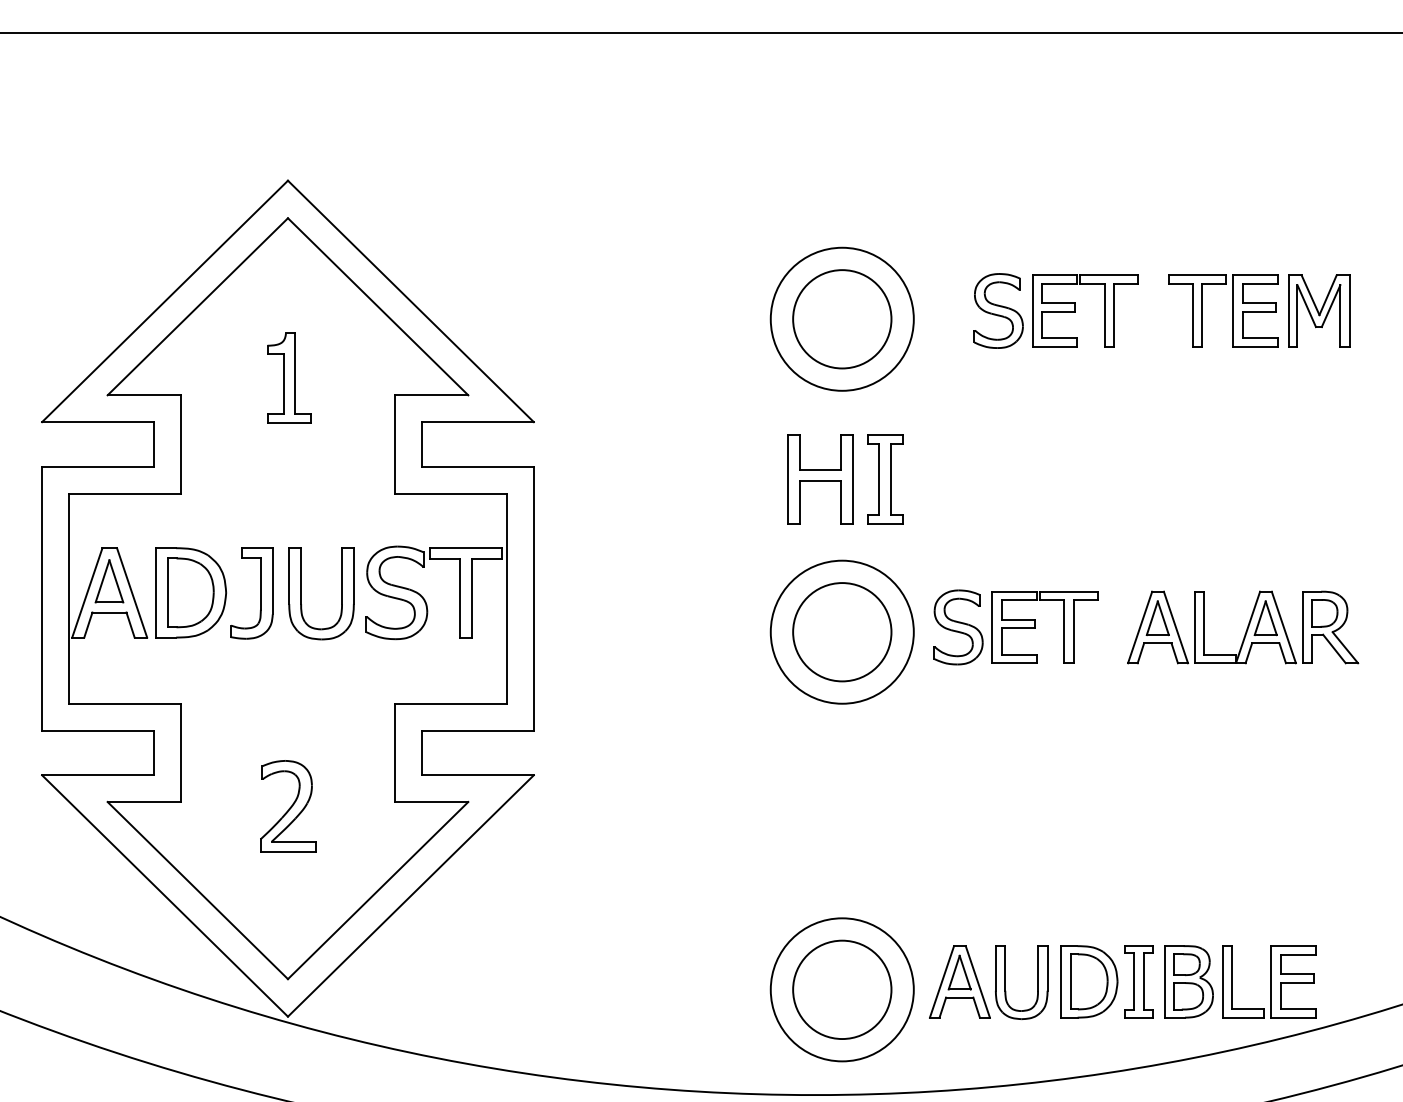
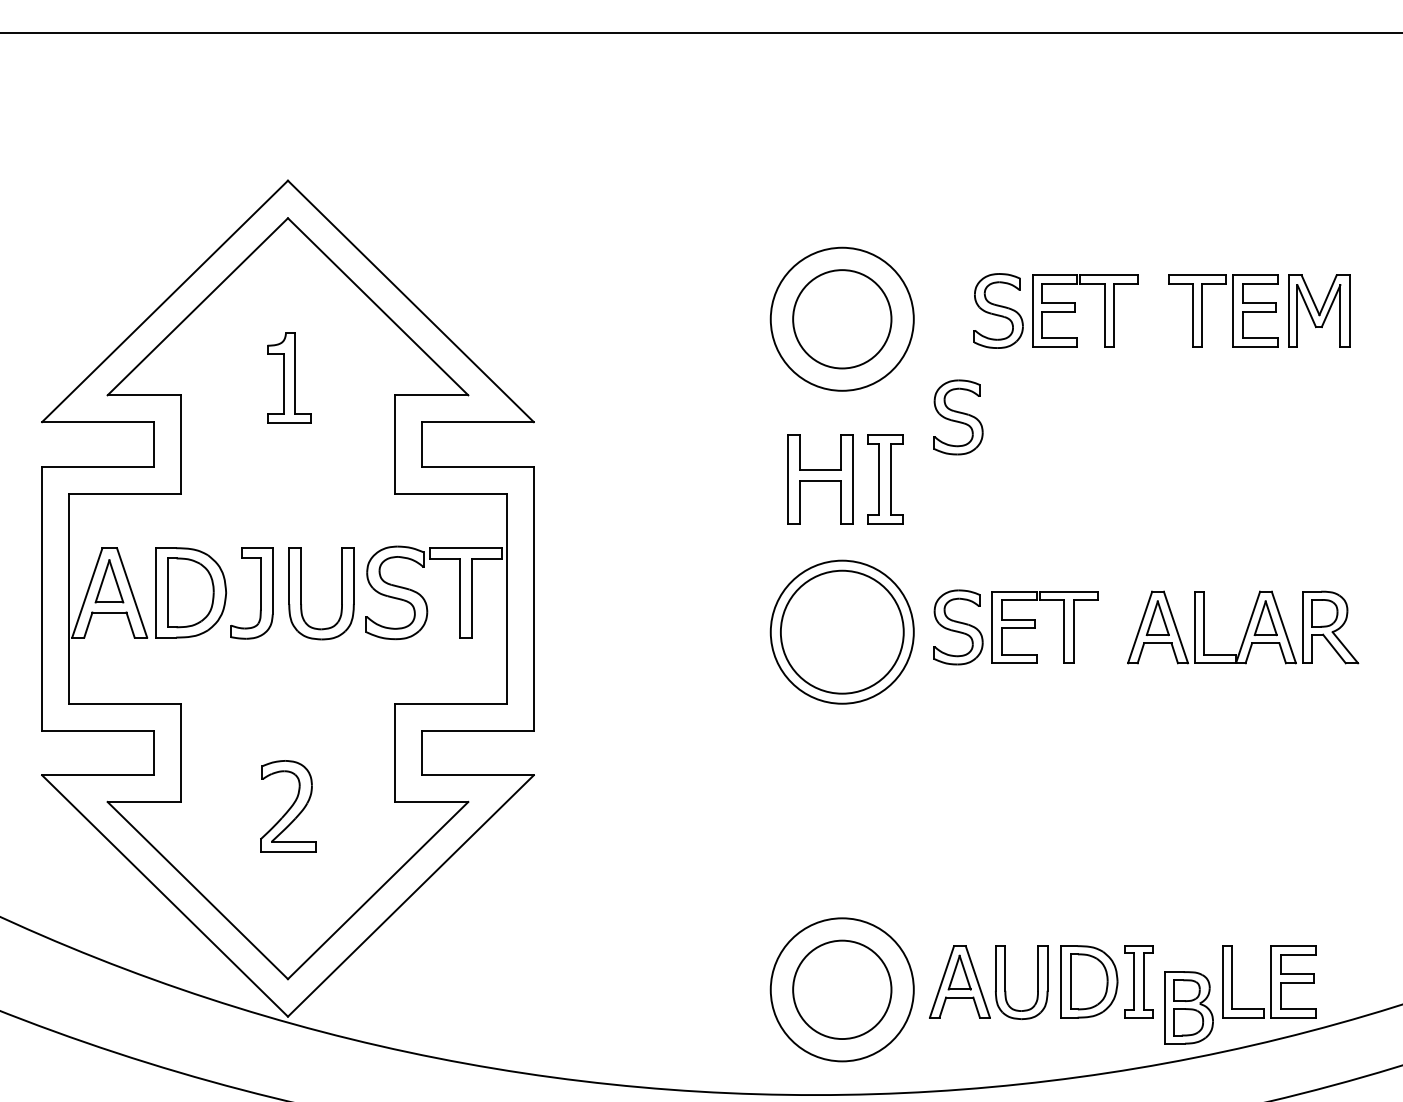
part: none -> present (958, 417)
circle diameter: 98 px -> 123 px (841, 631)
part position: (1188, 981) -> (1188, 1007) (1188, 1007)
